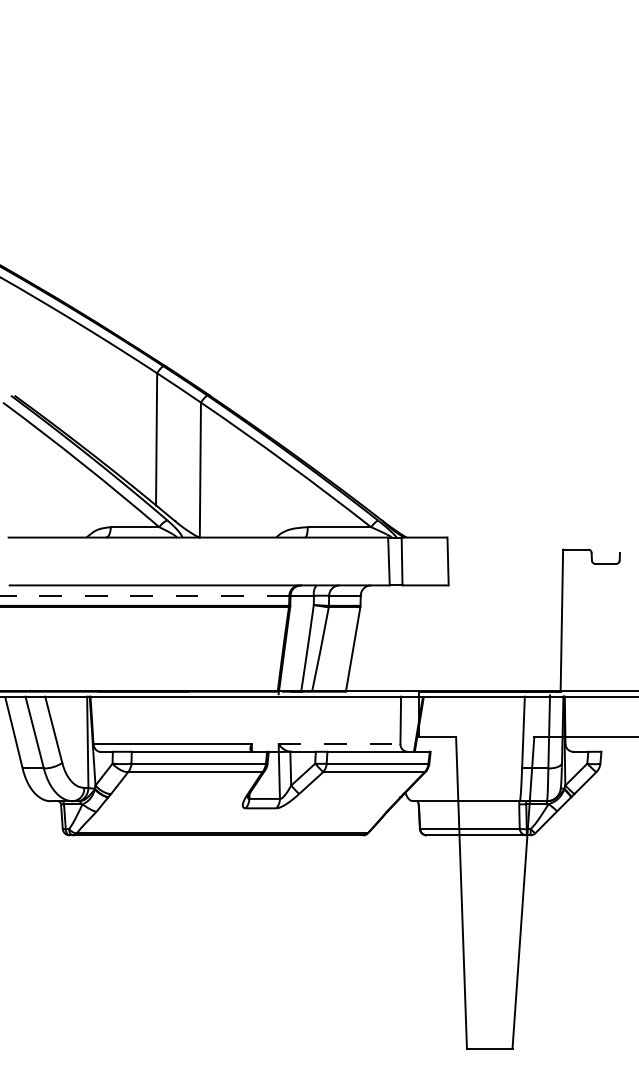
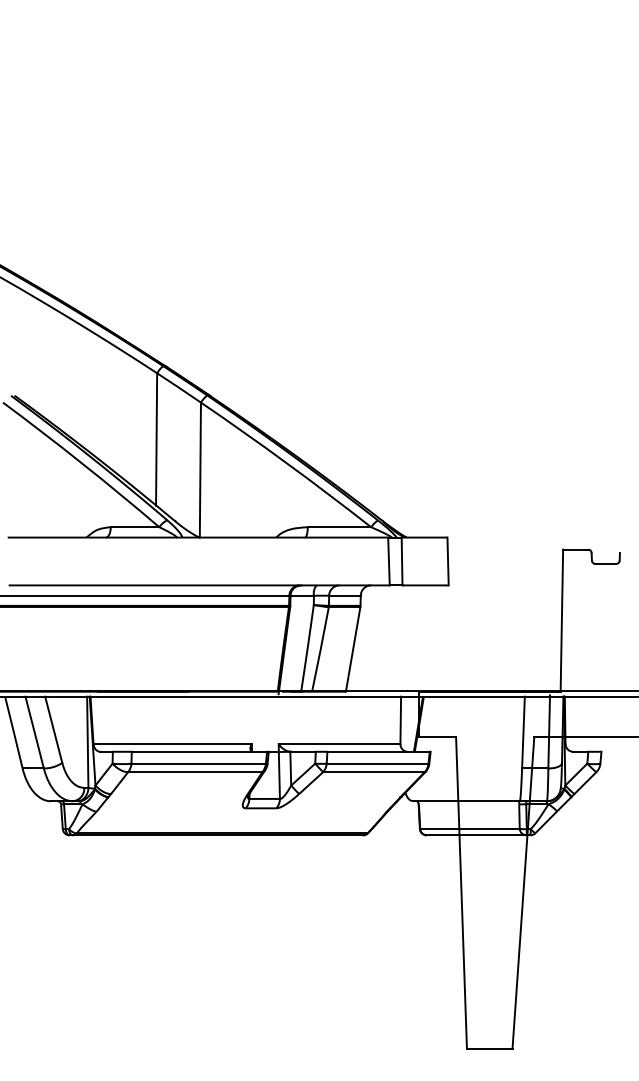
line: dashed -> solid (144, 595)
line: dashed -> solid (339, 743)
